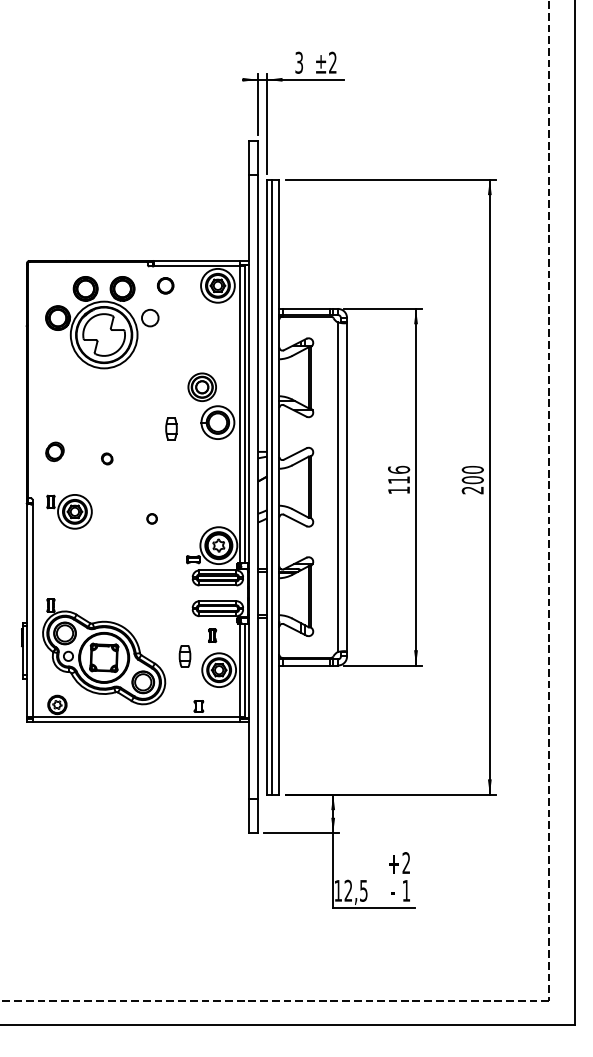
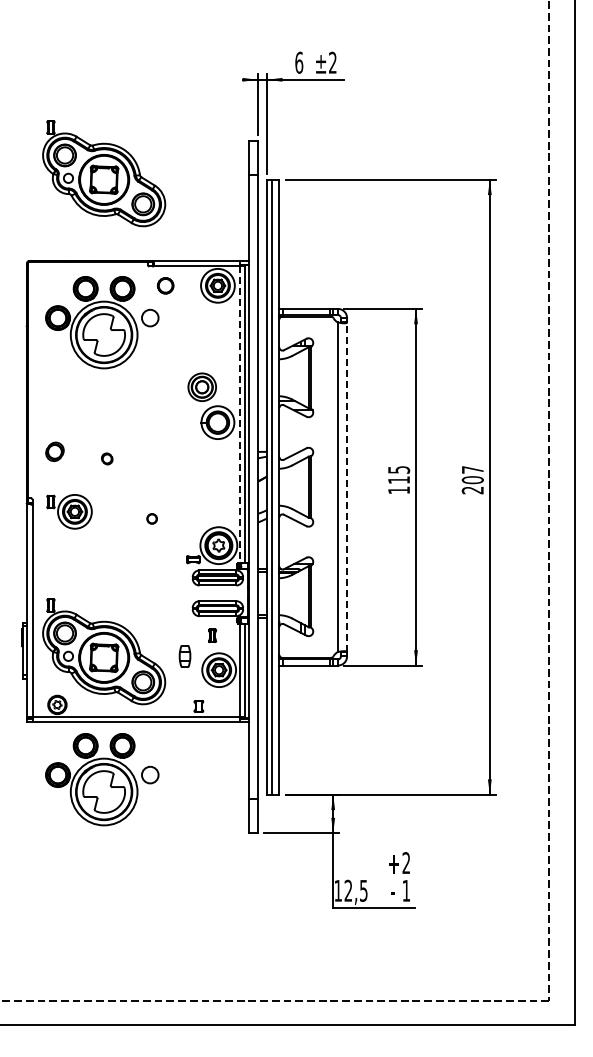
text: 3 -> 6 (299, 62)
part: none -> present (104, 173)
line: solid -> dashed (239, 415)
part: present -> none (171, 428)
text: 116 -> 115 (399, 469)
text: 200 -> 207 (472, 469)
line: solid -> dashed (347, 487)
part: none -> present (102, 779)
